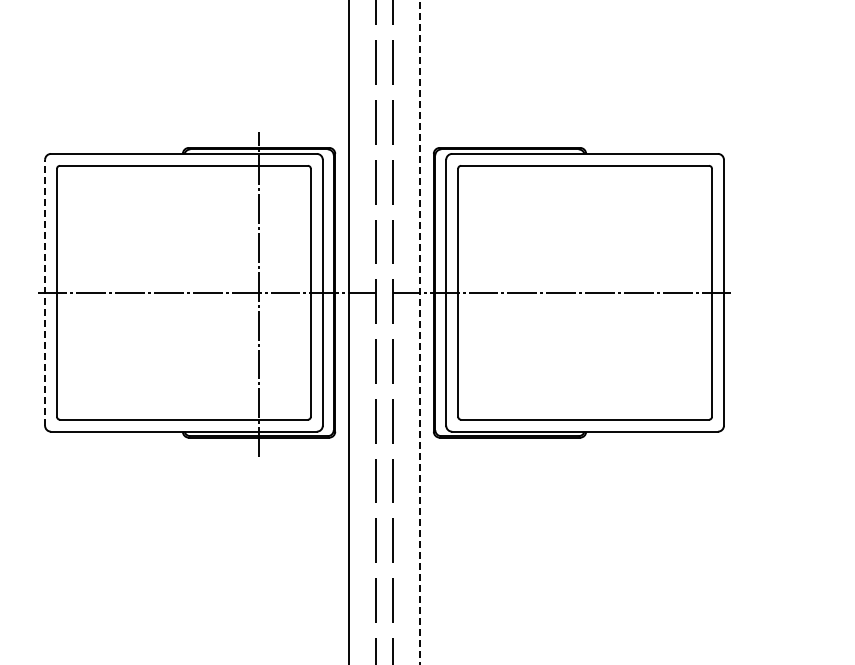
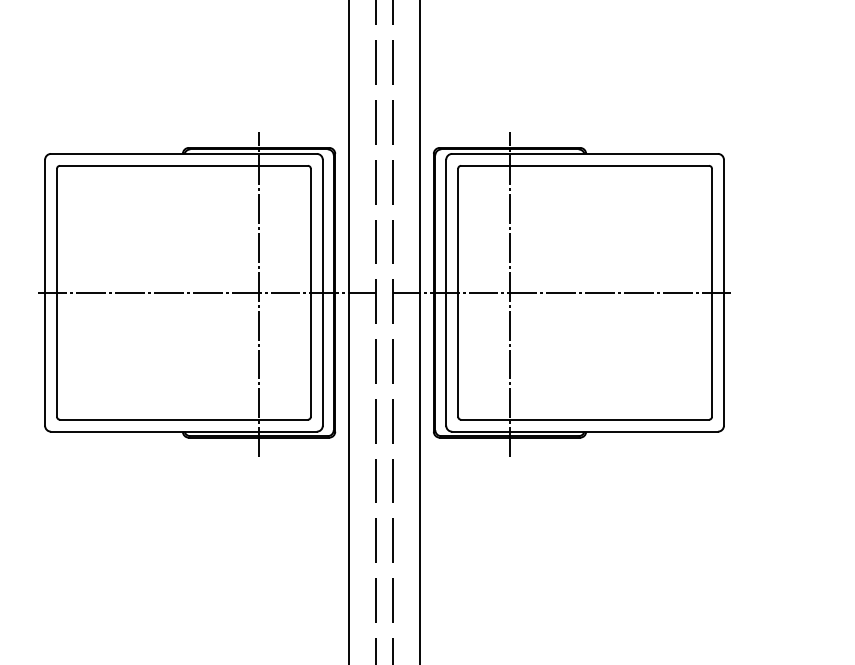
line: dashed -> solid (45, 292)
line: none -> present (509, 294)
line: dashed -> solid (420, 332)
